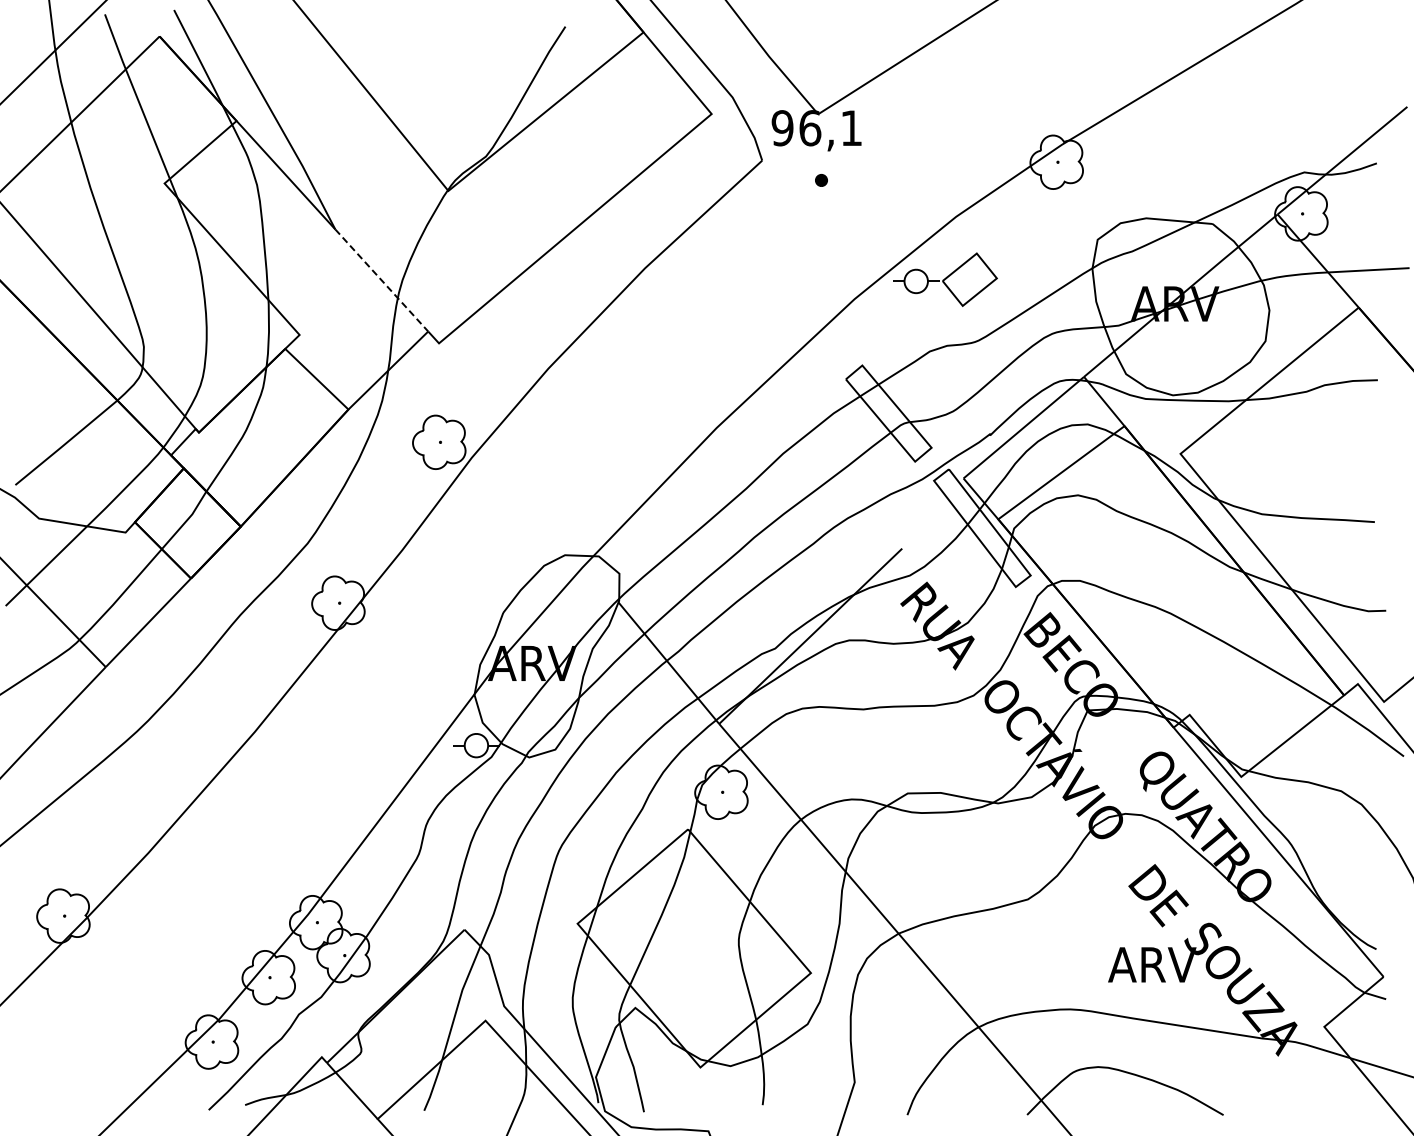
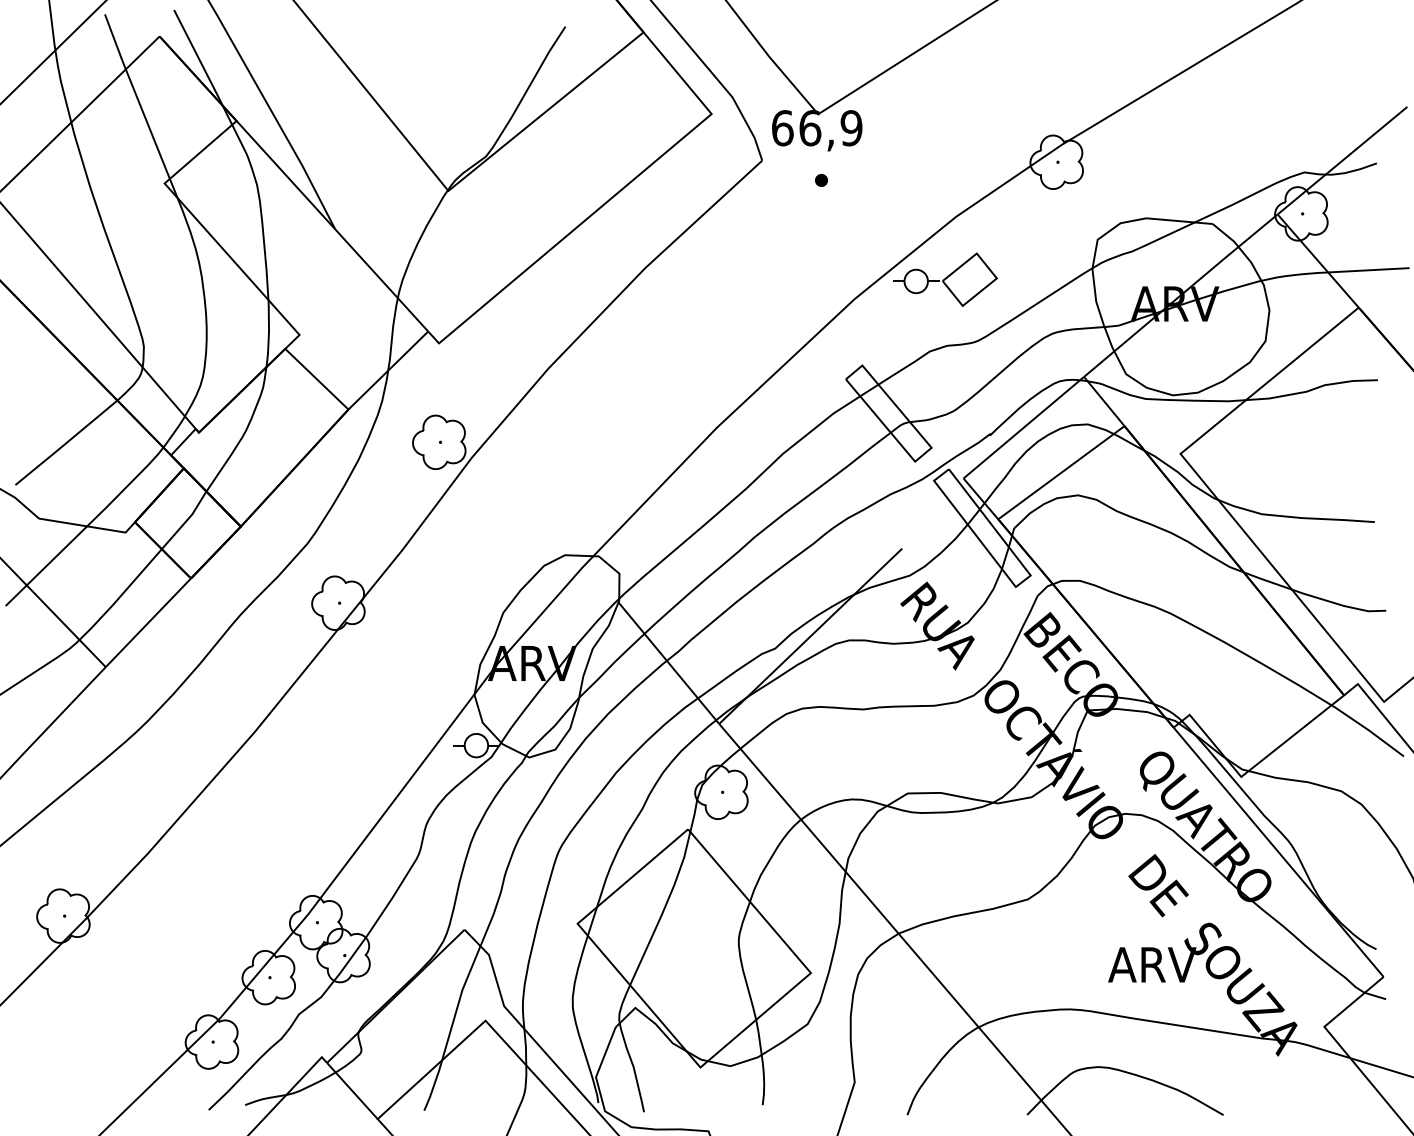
text: 96,1 -> 66,9 (816, 128)
line: dashed -> solid (382, 280)
text position: (1158, 895) -> (1158, 885) (1158, 885)
